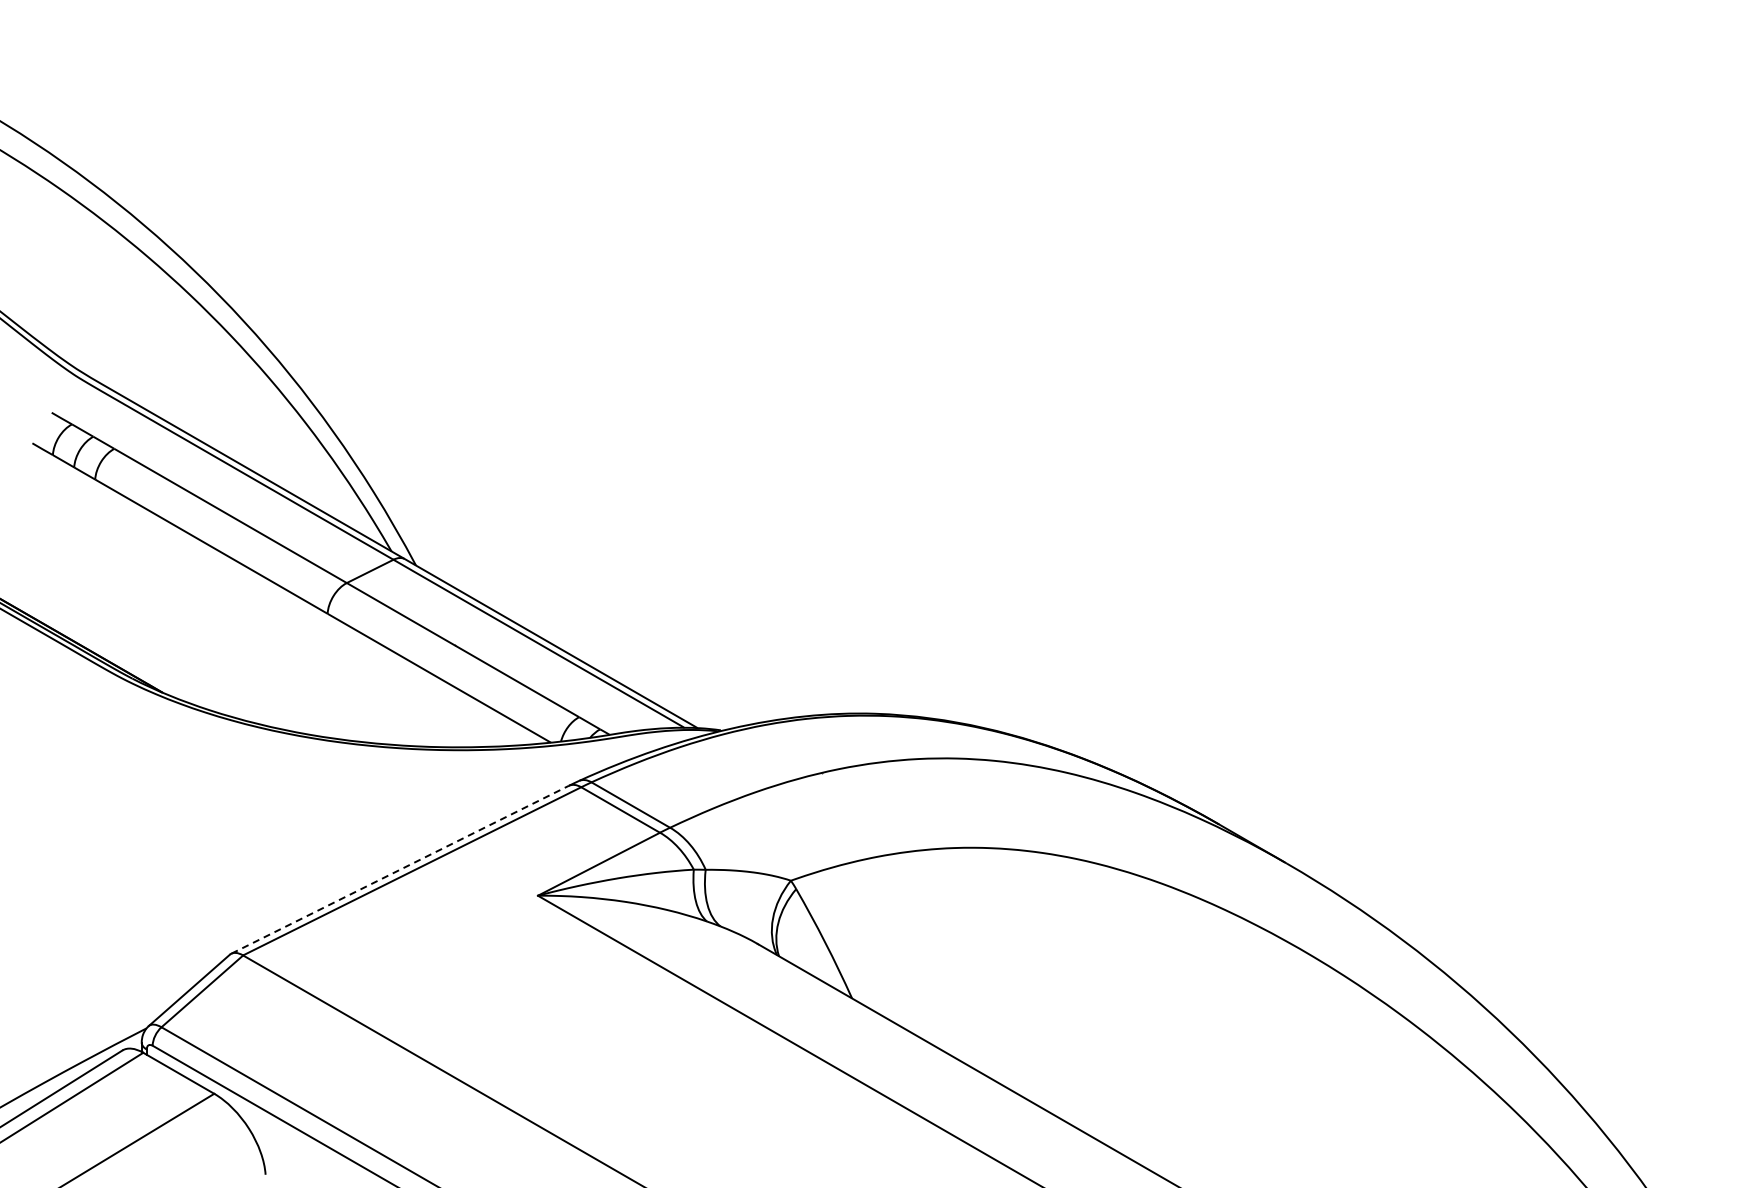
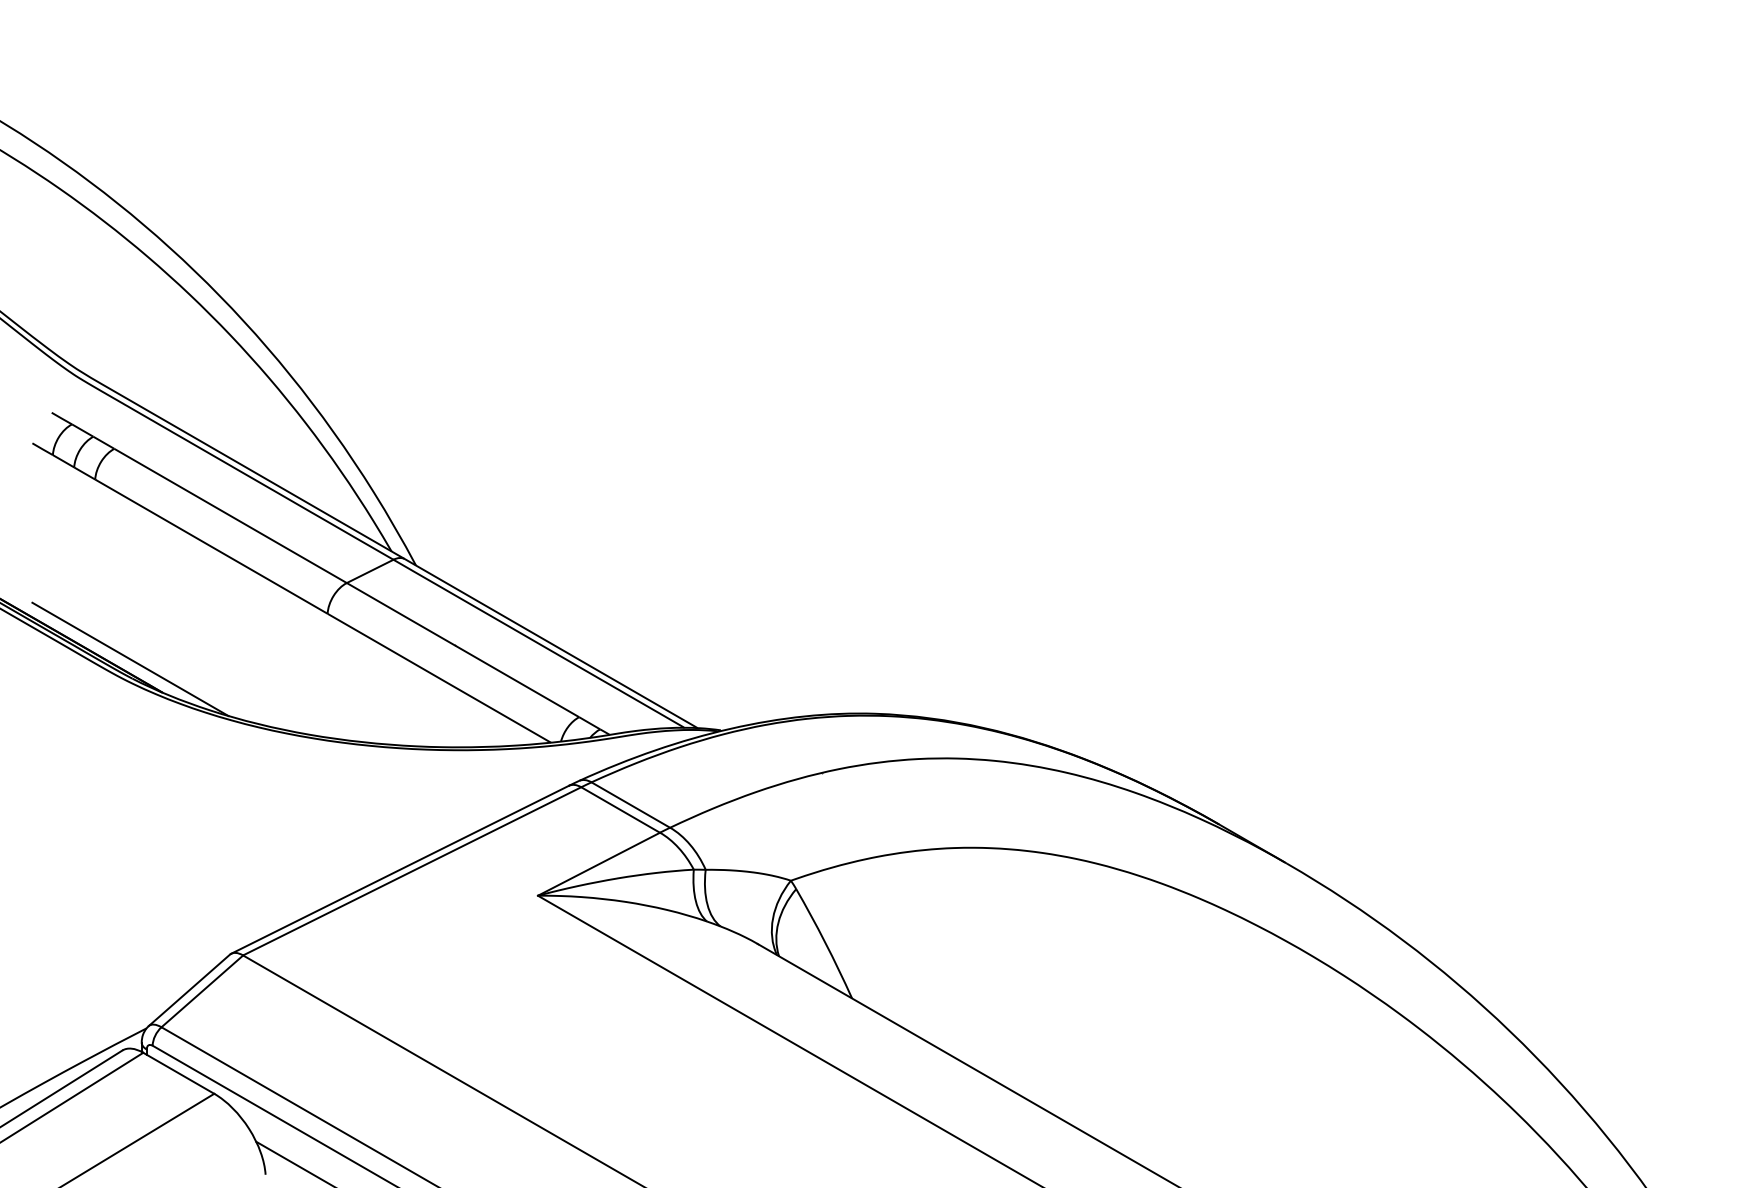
line: none -> present (130, 659)
line: dashed -> solid (400, 869)
line: none -> present (293, 1162)
